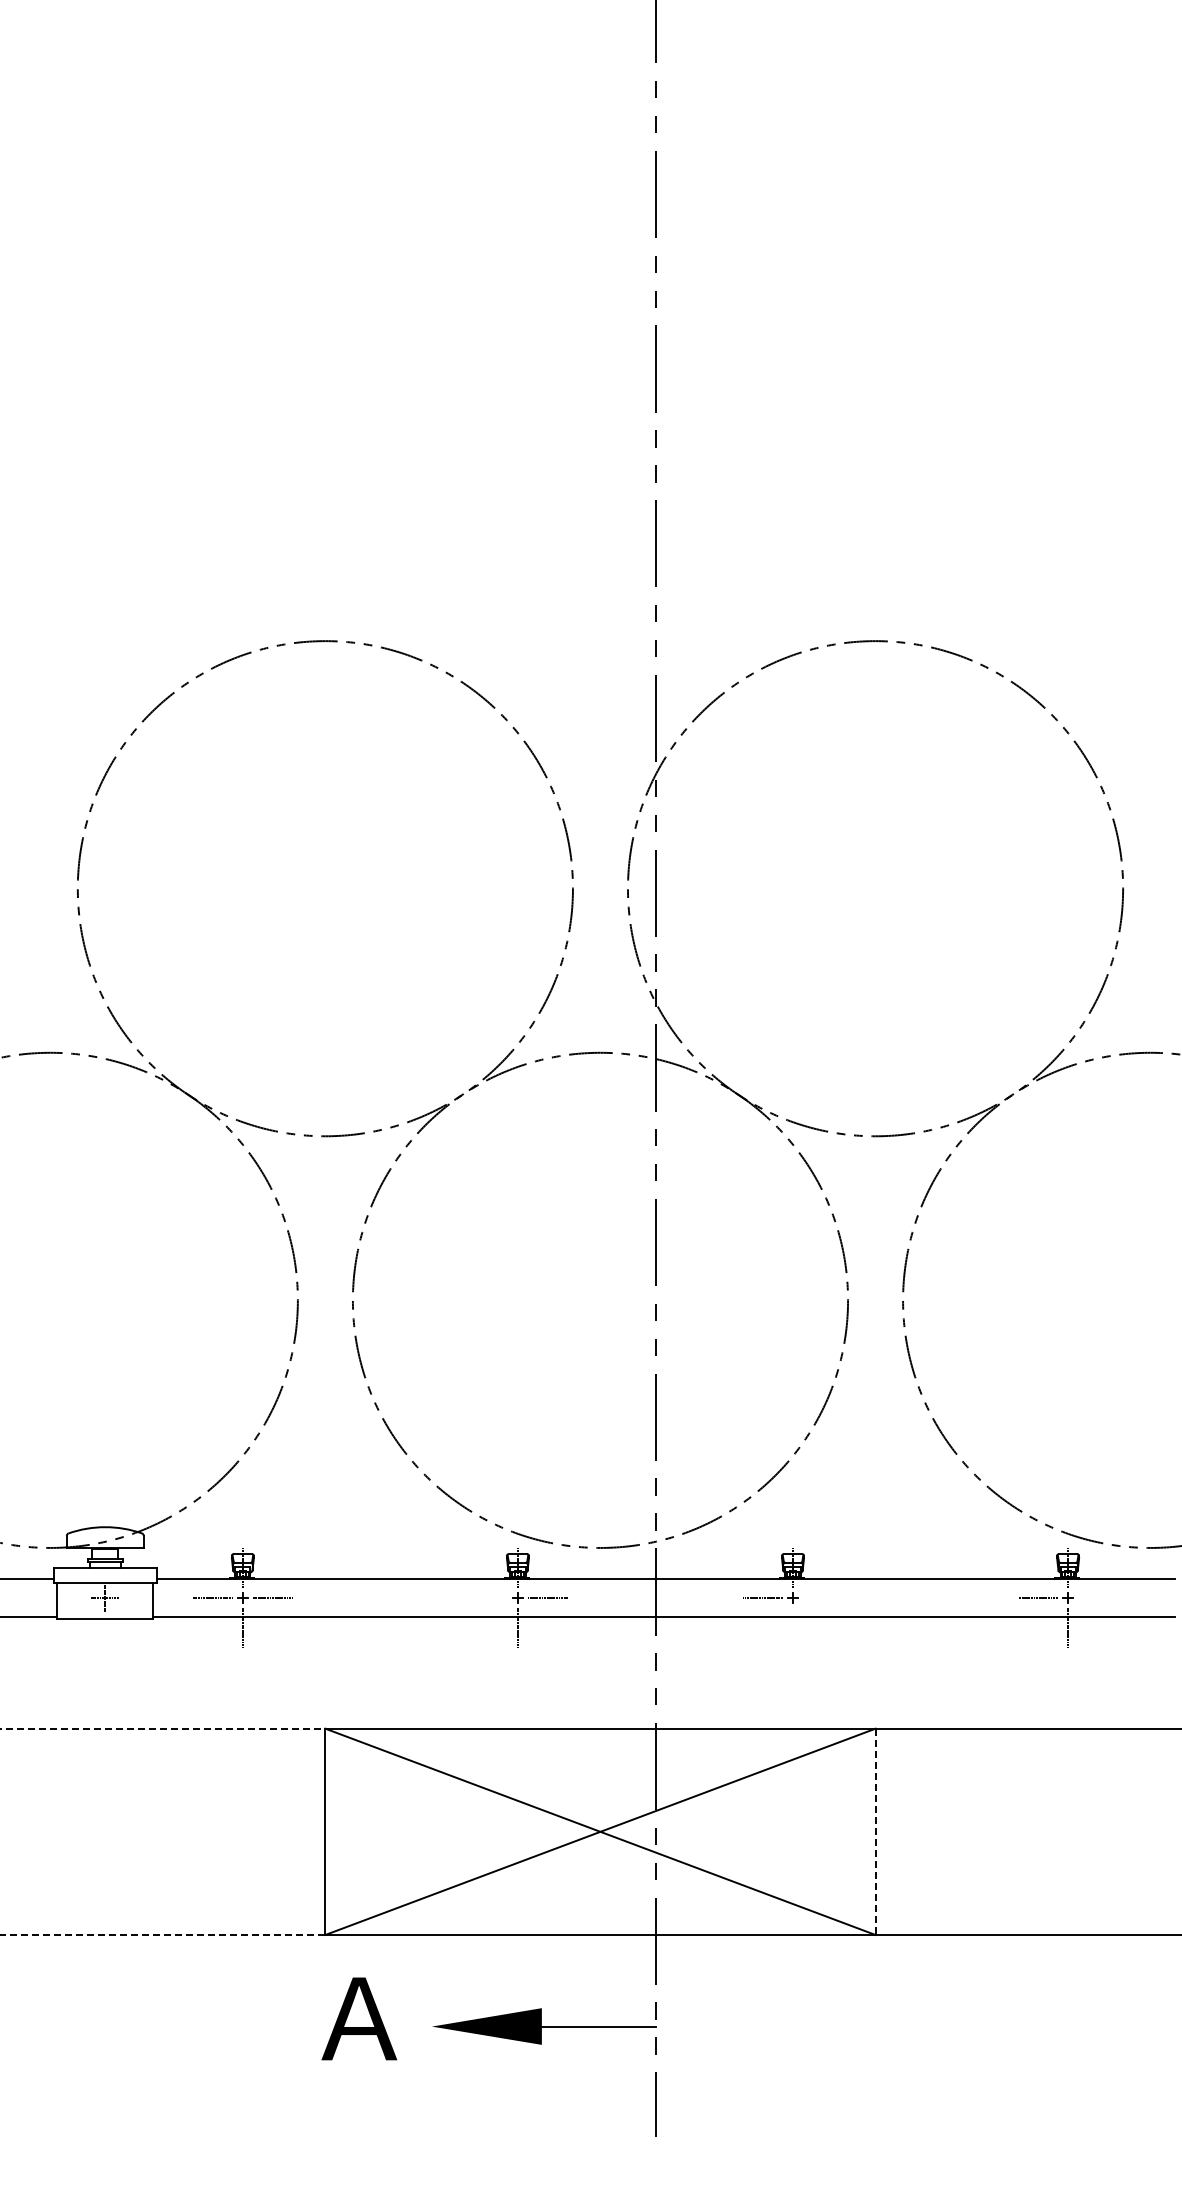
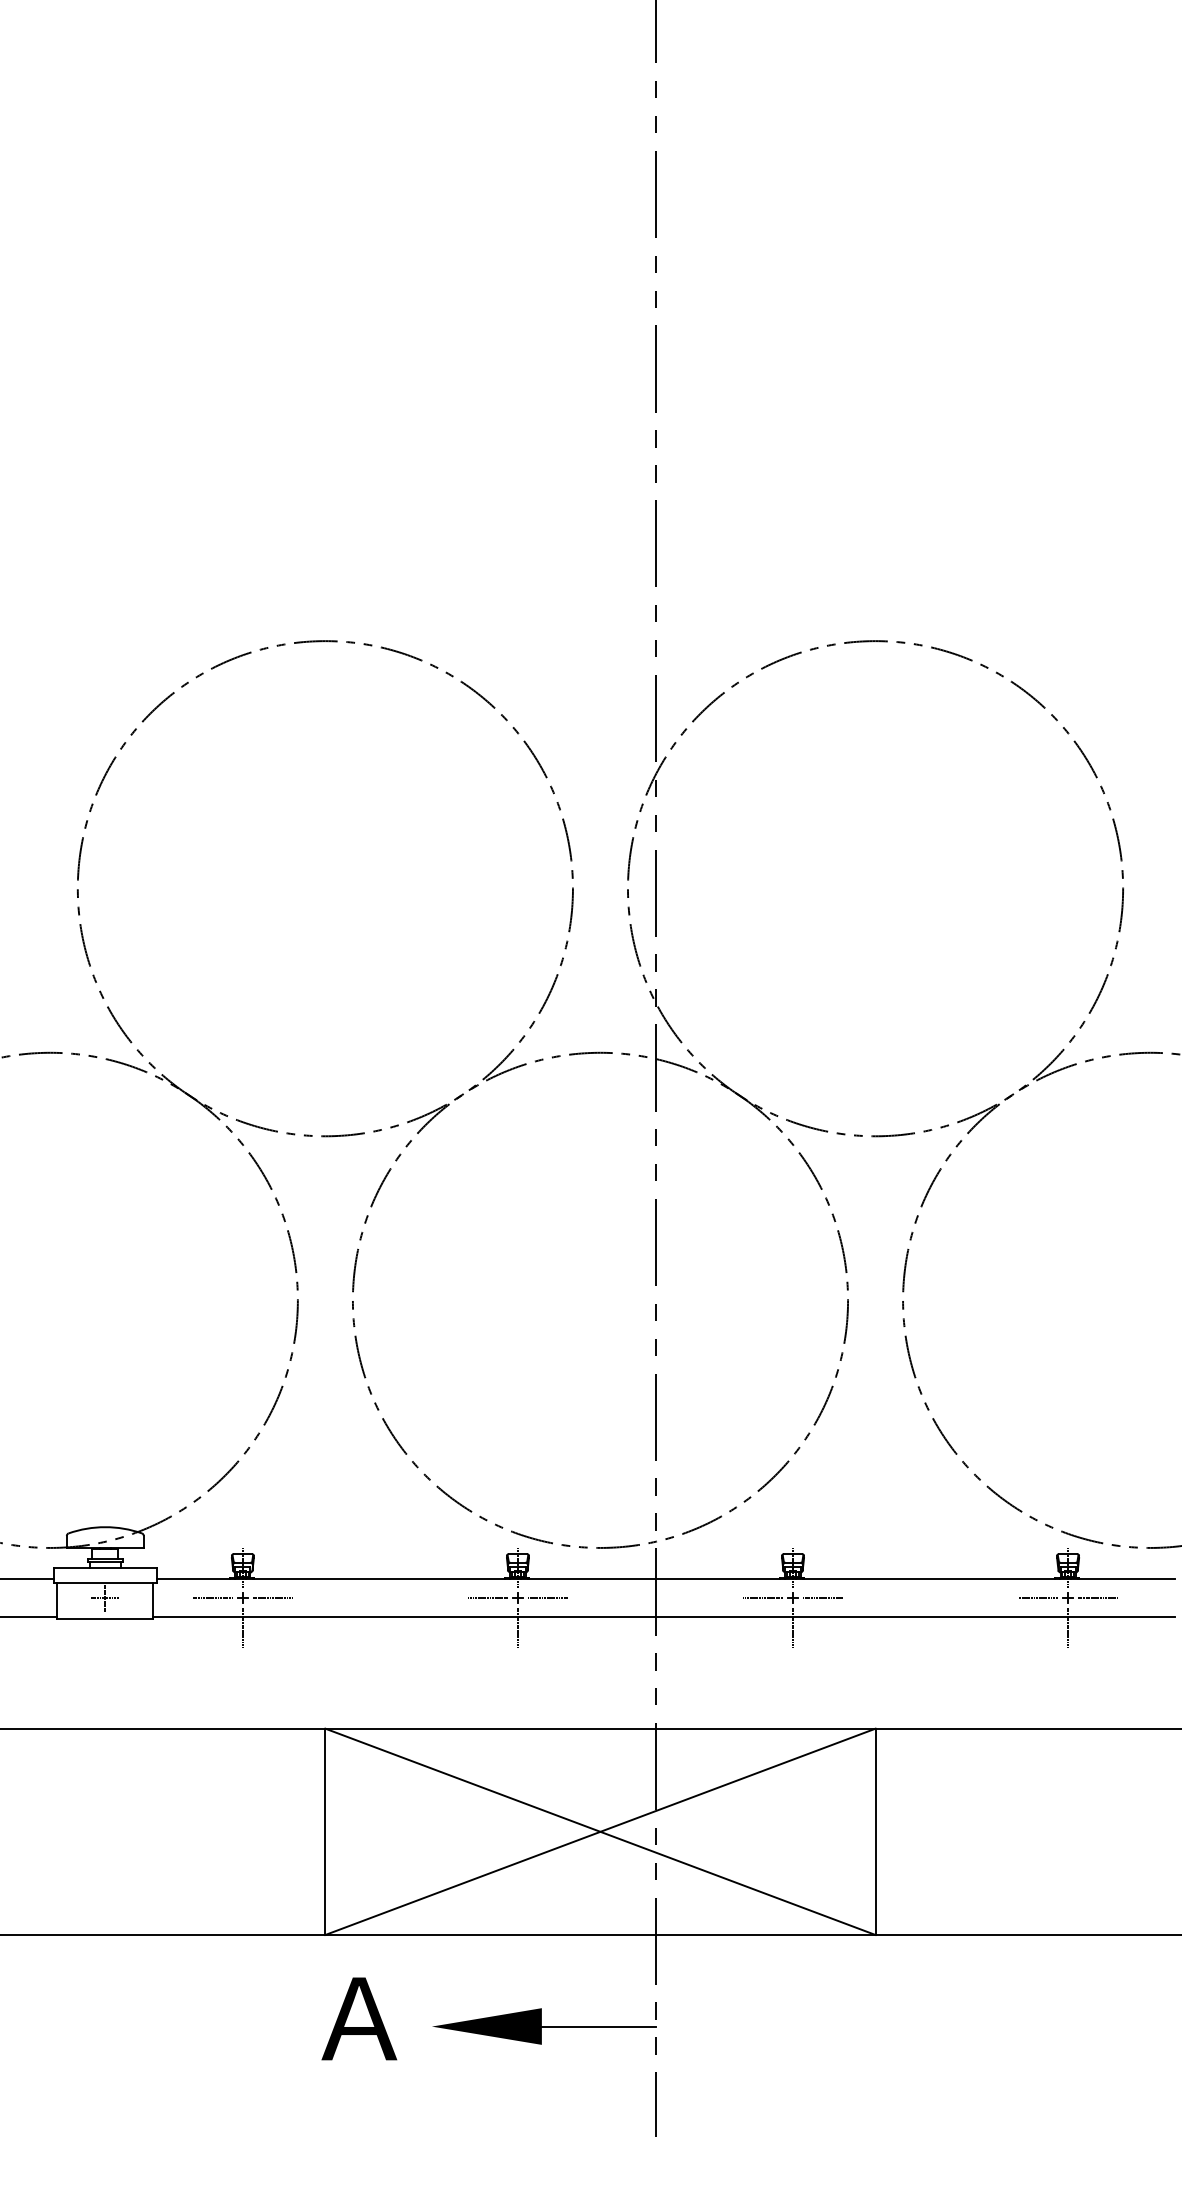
line: none -> present (488, 1598)
line: none -> present (822, 1598)
line: none -> present (1097, 1598)
line: none -> present (793, 1627)
line: dashed -> solid (163, 1728)
line: dashed -> solid (875, 1832)
line: dashed -> solid (162, 1934)
